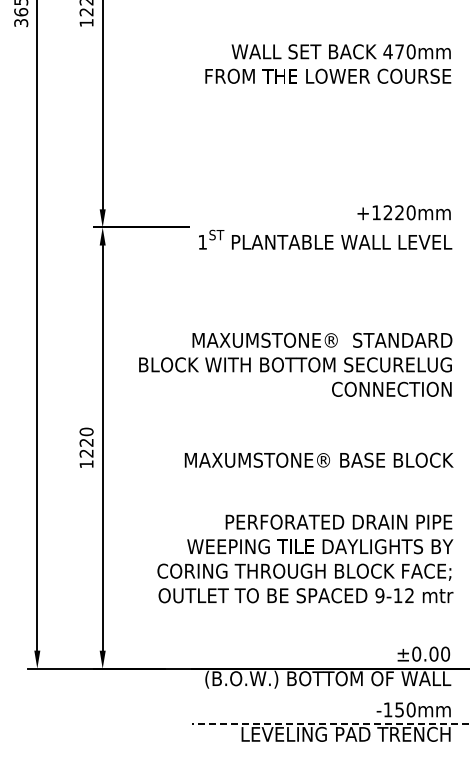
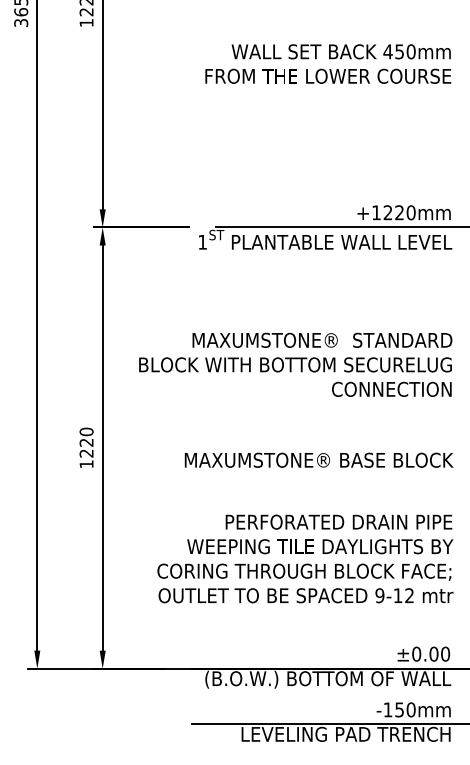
text: 470mm -> 450mm (399, 51)
line: none -> present (341, 227)
line: dashed -> solid (330, 723)
